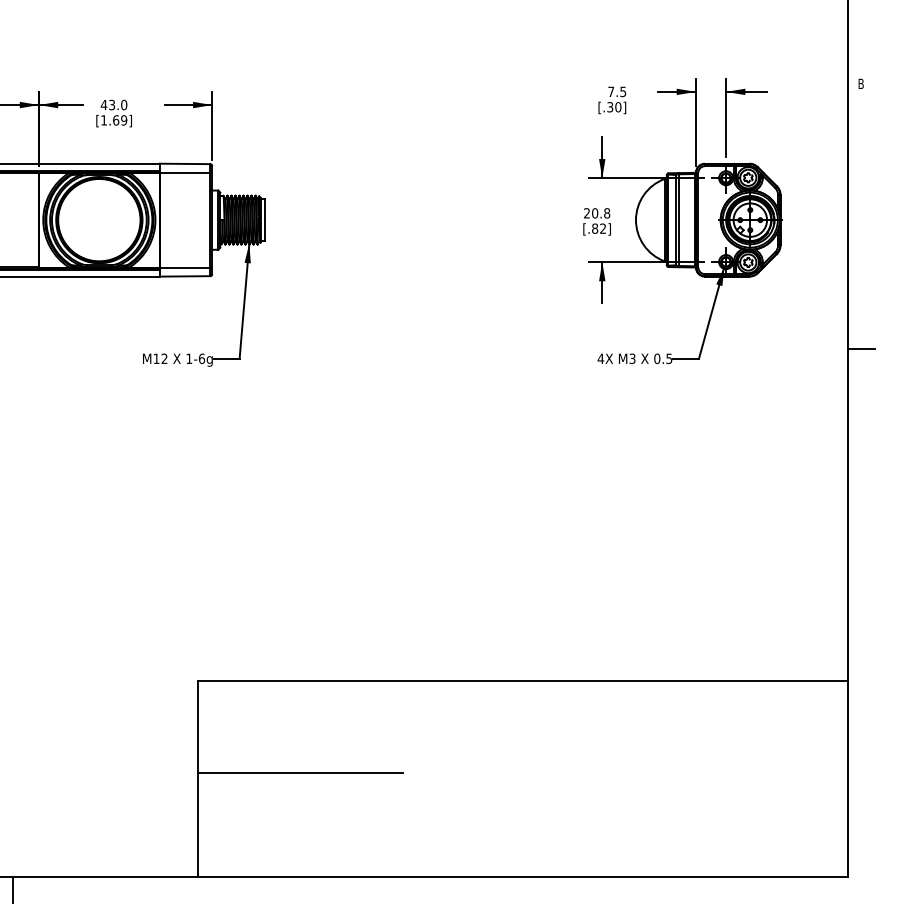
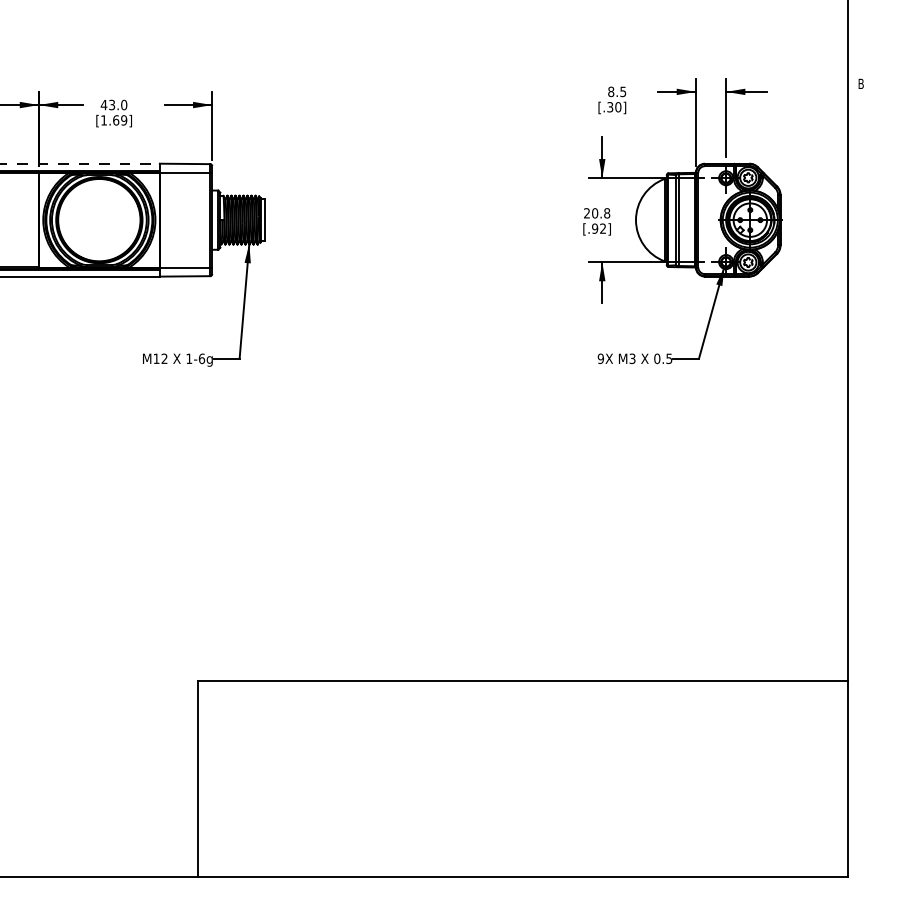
text: 7.5 -> 8.5 (611, 91)
line: solid -> dashed (80, 163)
text: [.82] -> [.92] (595, 228)
line: present -> none (861, 348)
text: 4X -> 9X (600, 358)
line: present -> none (300, 772)
line: present -> none (13, 890)
